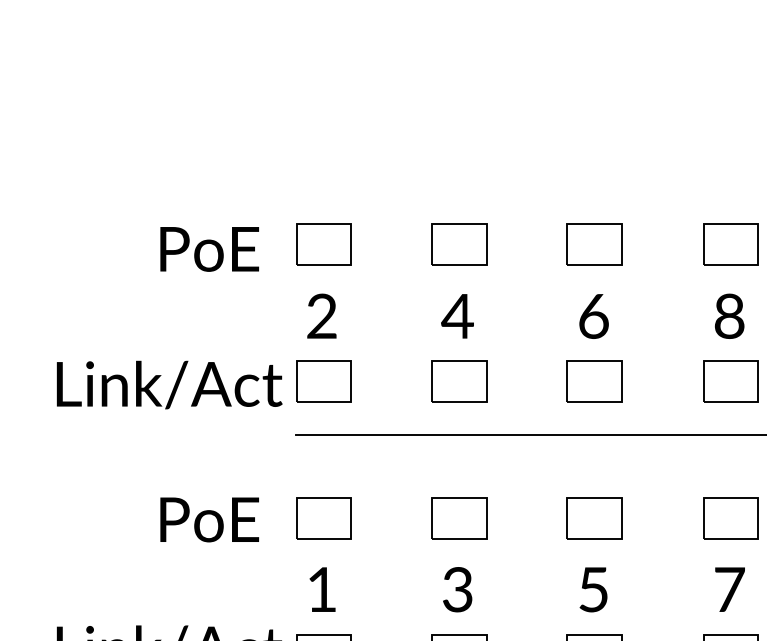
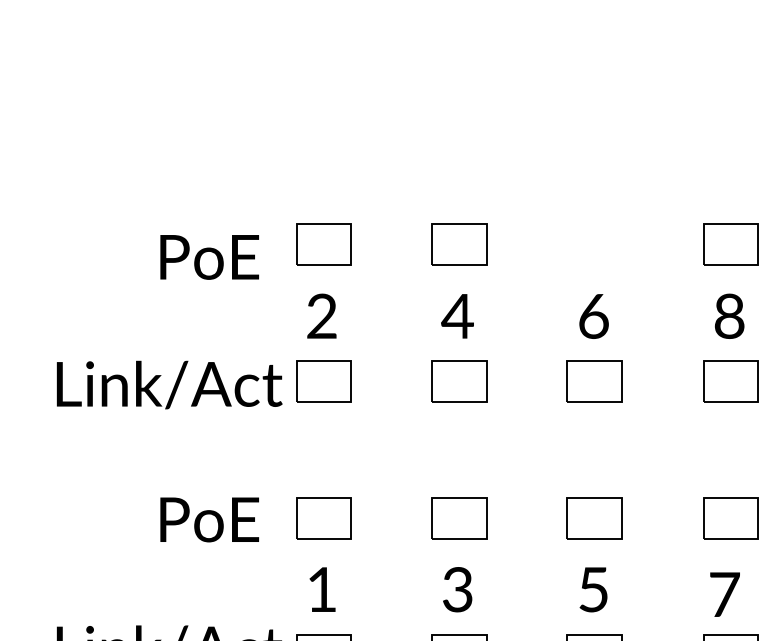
part: present -> none (594, 244)
text position: (209, 249) -> (209, 257) (209, 257)
line: present -> none (529, 435)
text position: (729, 589) -> (724, 594) (724, 594)
